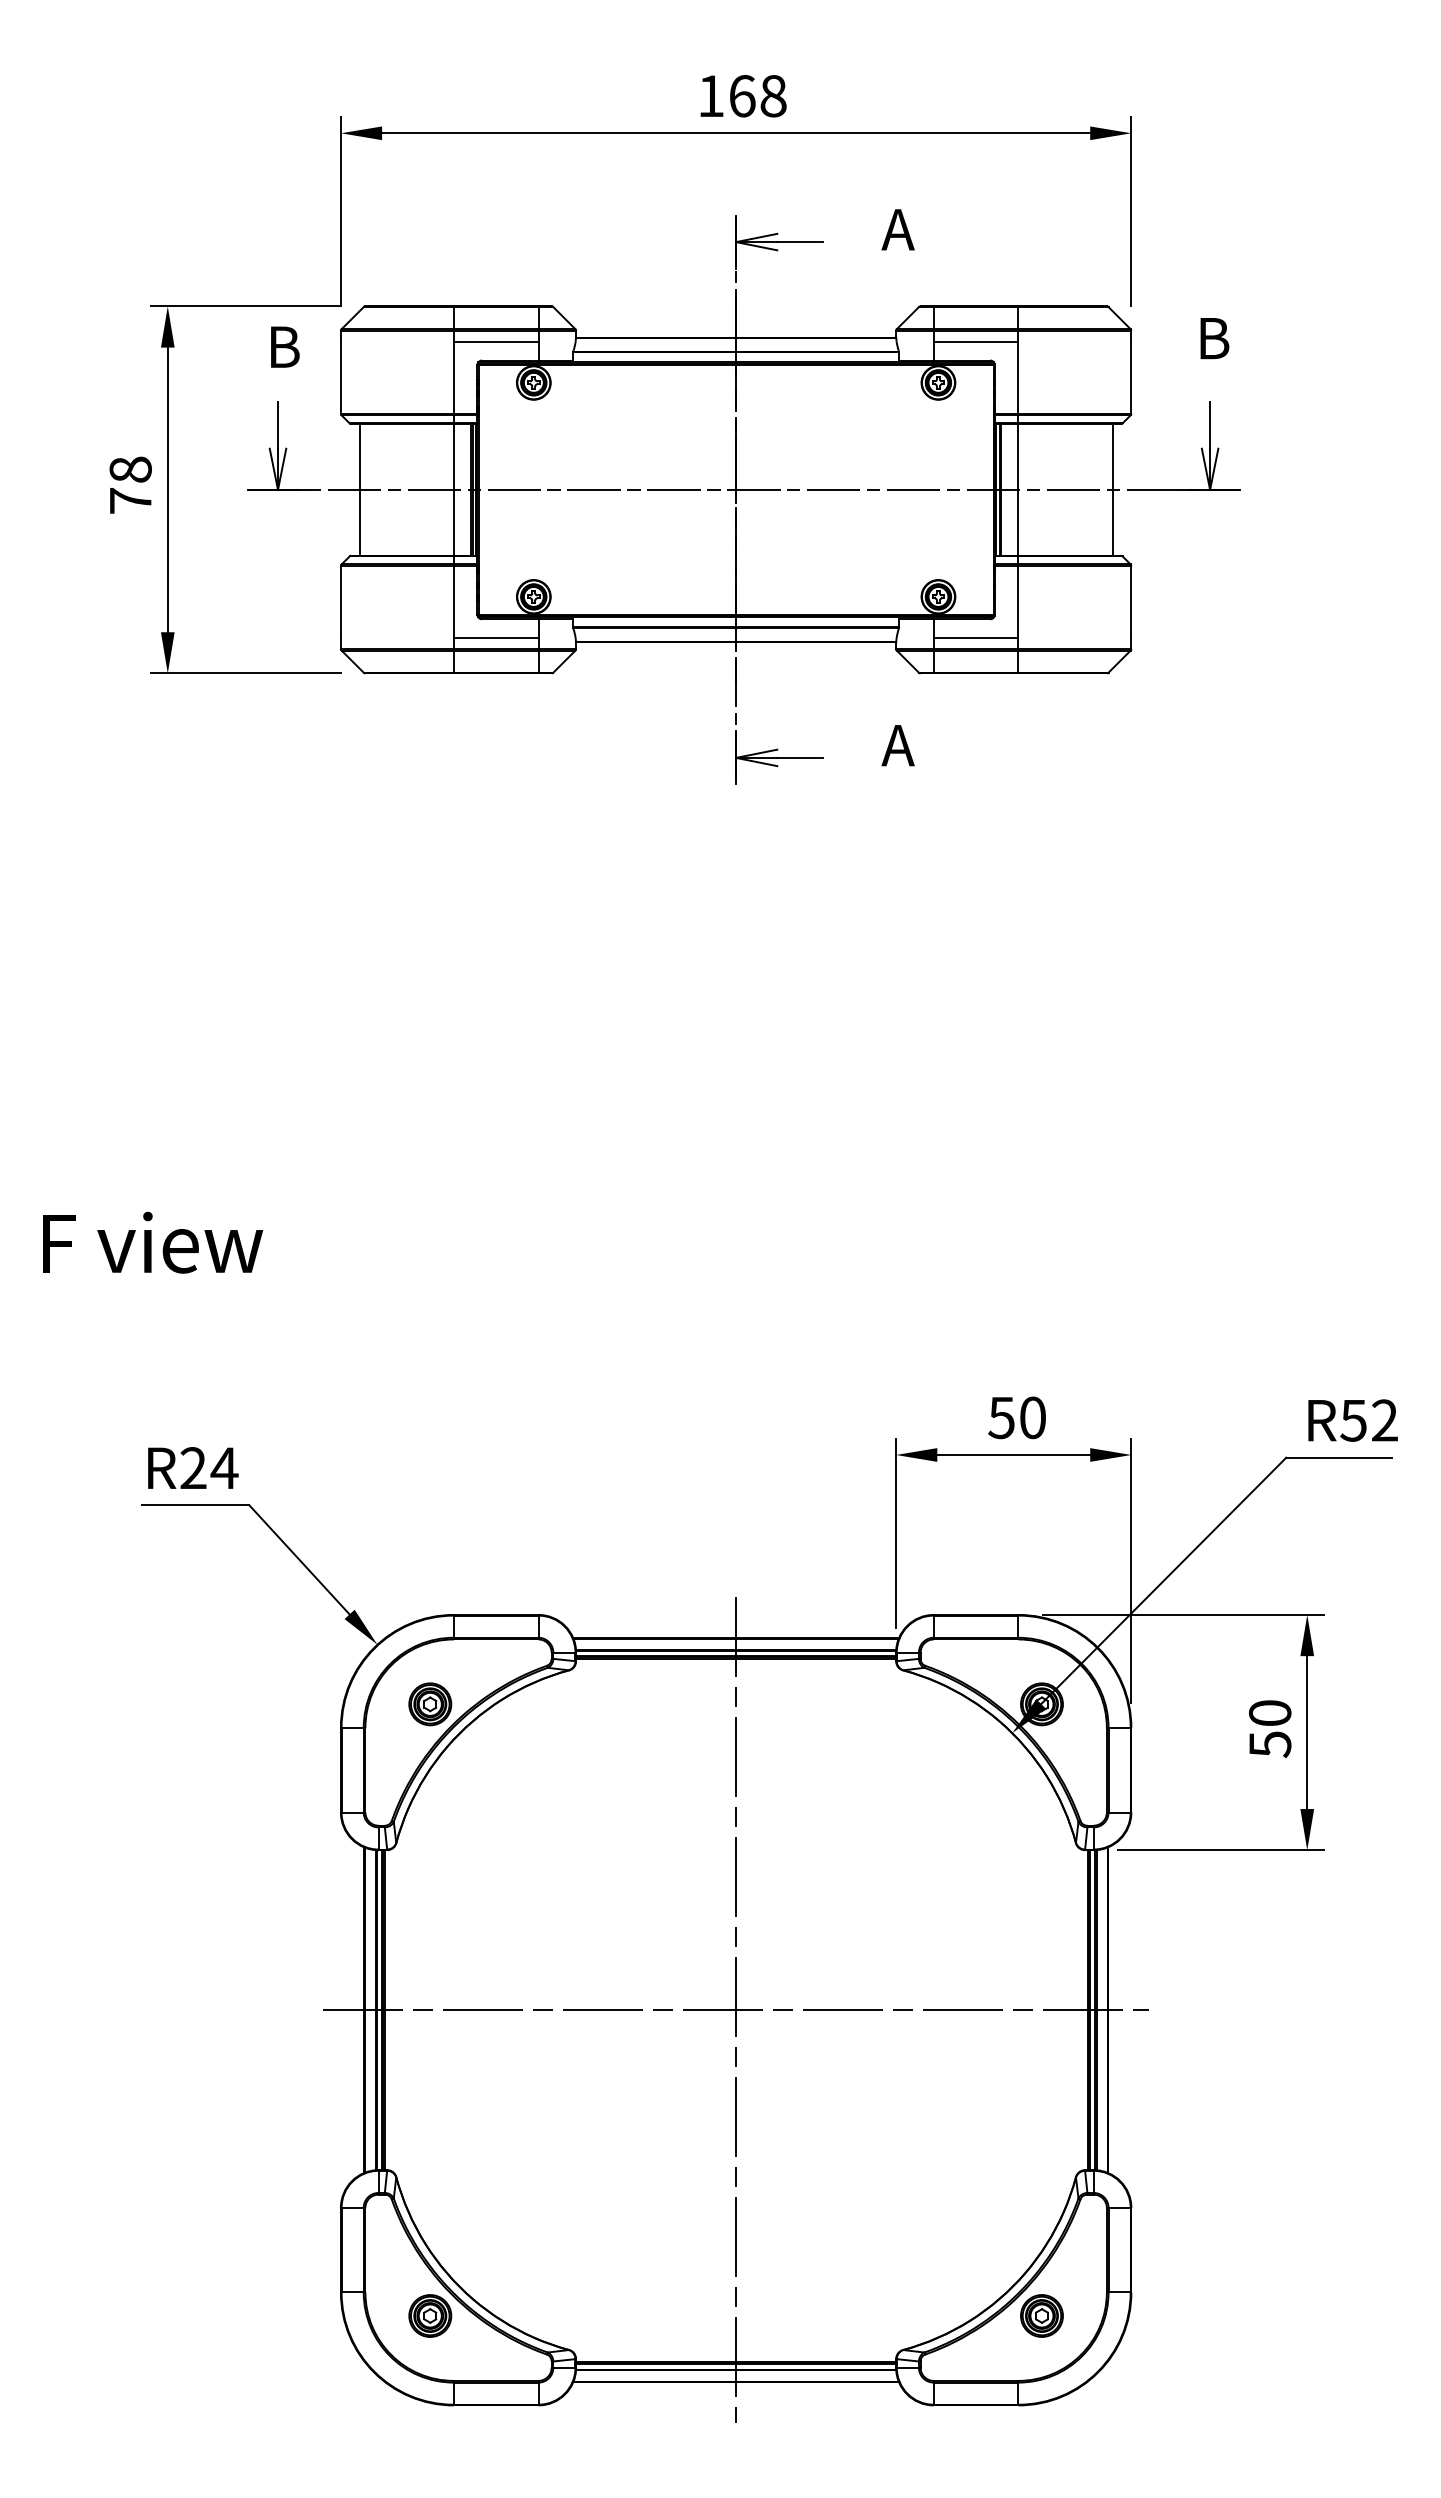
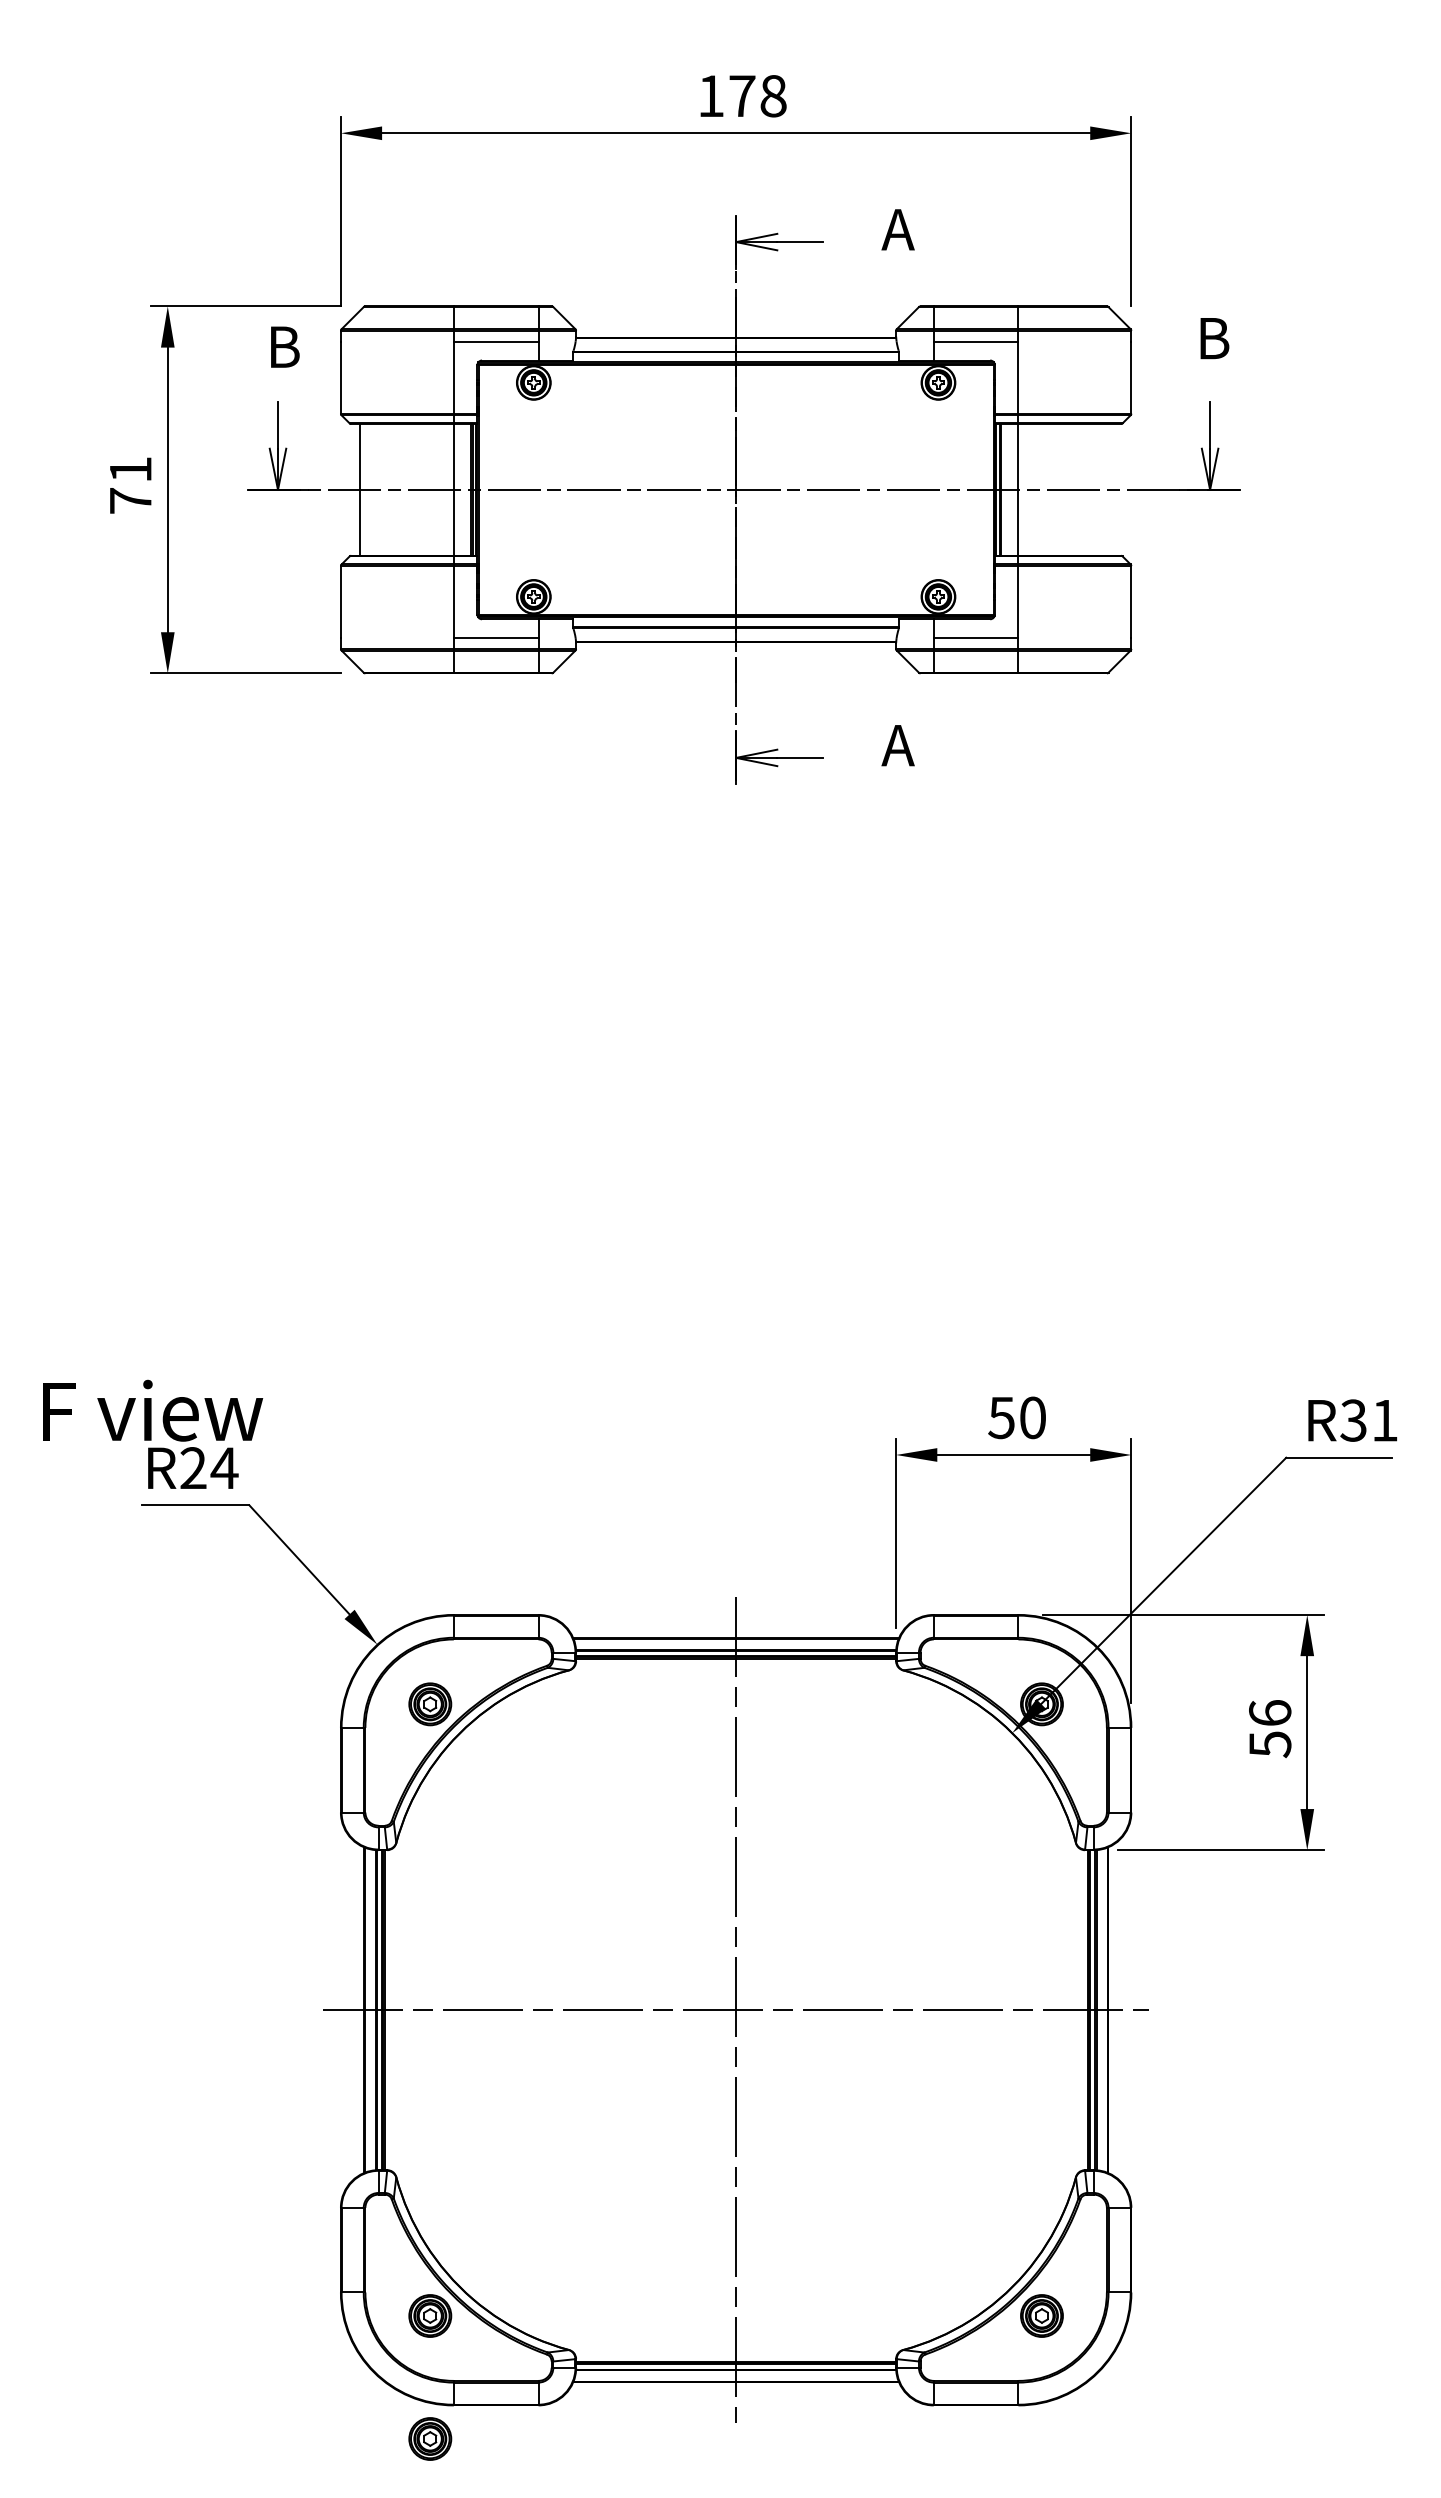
text: 168 -> 178 (742, 96)
text: 78 -> 71 (130, 469)
line: present -> none (1112, 489)
text position: (153, 1242) -> (153, 1410) (153, 1410)
text: R52 -> R31 (1368, 1420)
text: 50 -> 56 (1270, 1712)
part: none -> present (430, 2438)
